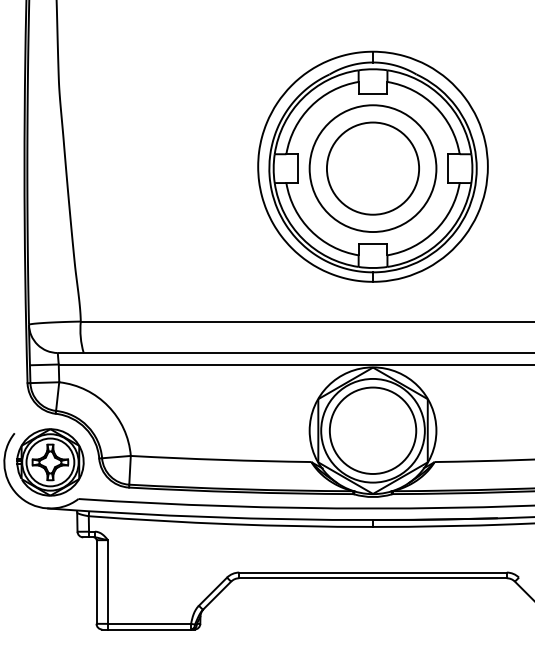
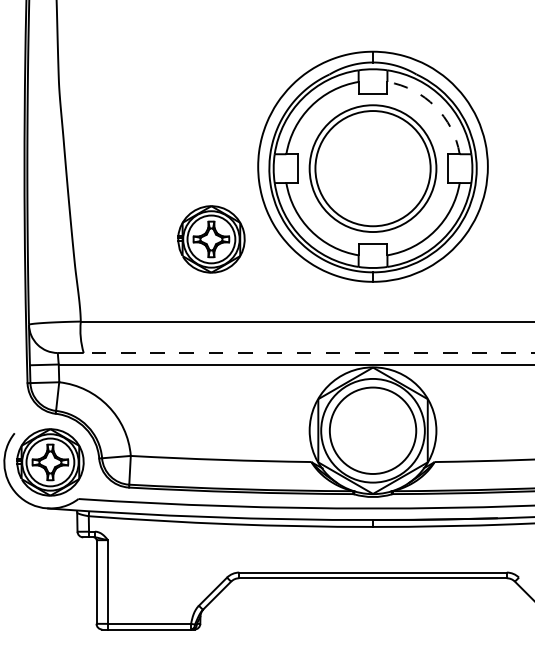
arc: solid -> dashed (435, 106)
circle diameter: 92 px -> 115 px (372, 168)
part: none -> present (211, 239)
line: solid -> dashed (308, 353)
